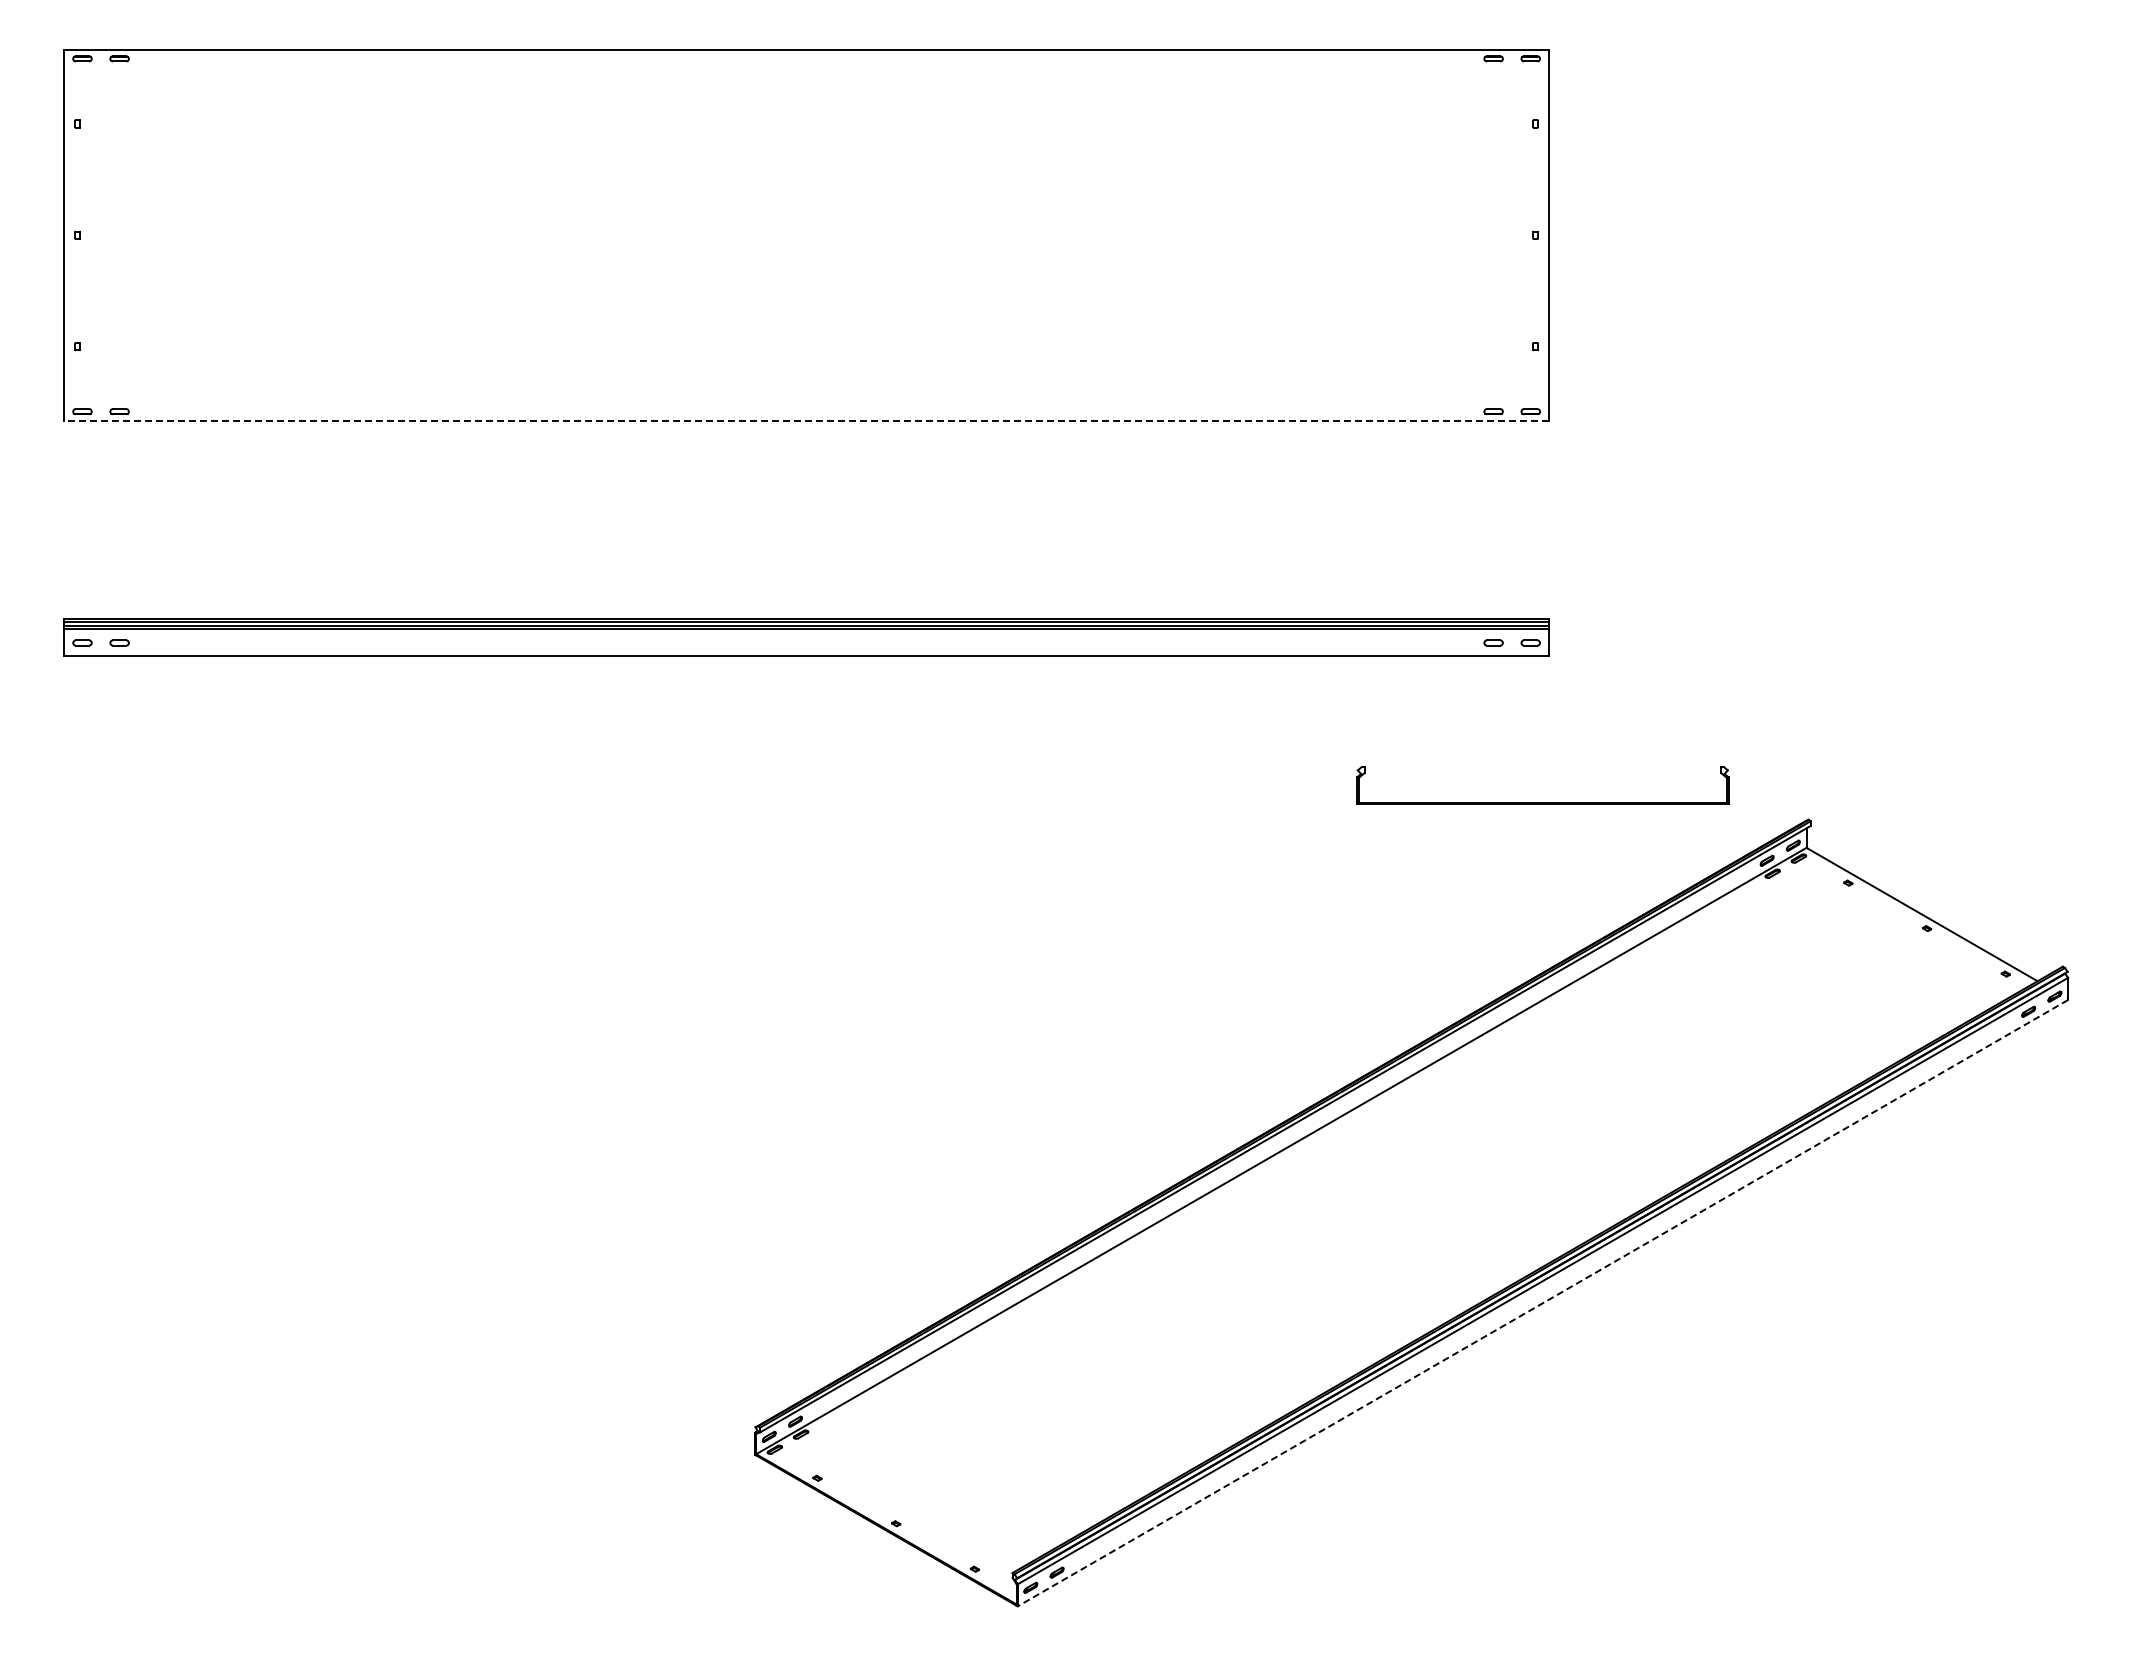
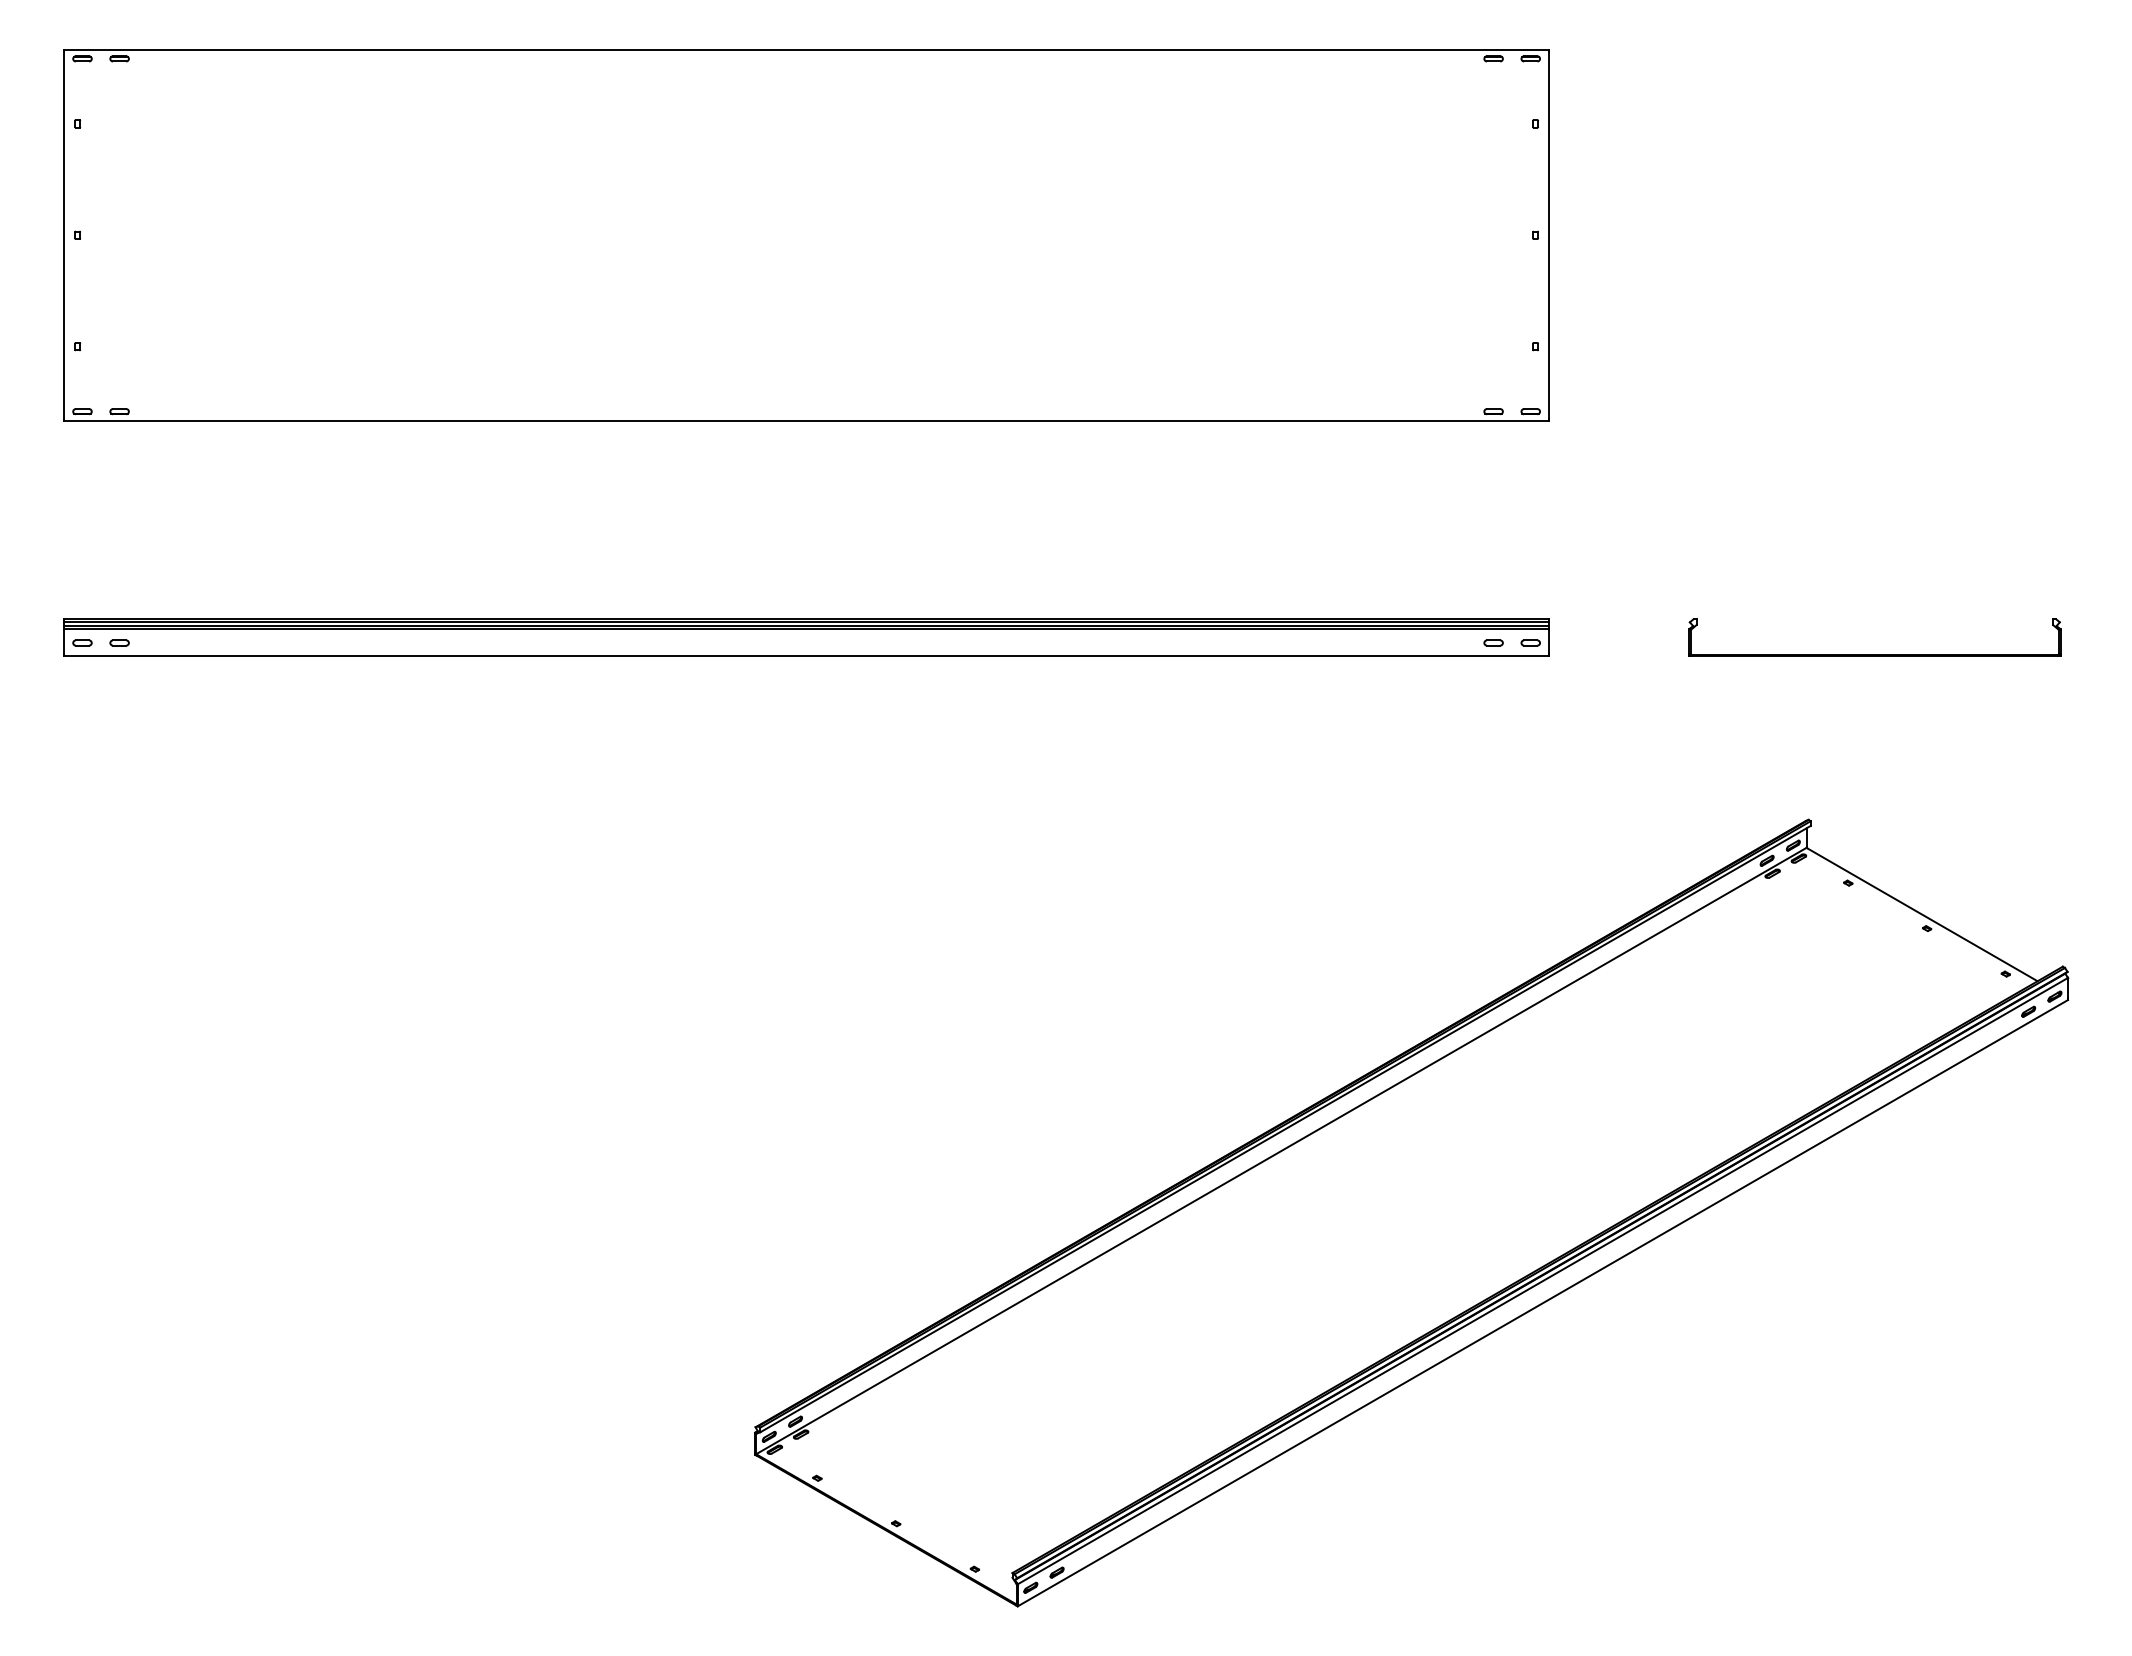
line: dashed -> solid (806, 420)
part position: (1542, 802) -> (1874, 654) (1874, 654)
line: dashed -> solid (1542, 1303)
